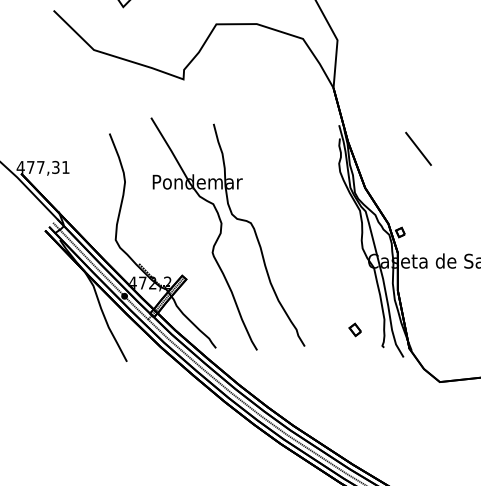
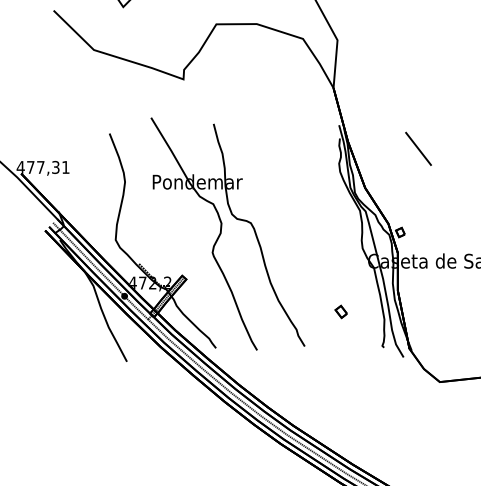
part position: (354, 329) -> (340, 311) (340, 311)
